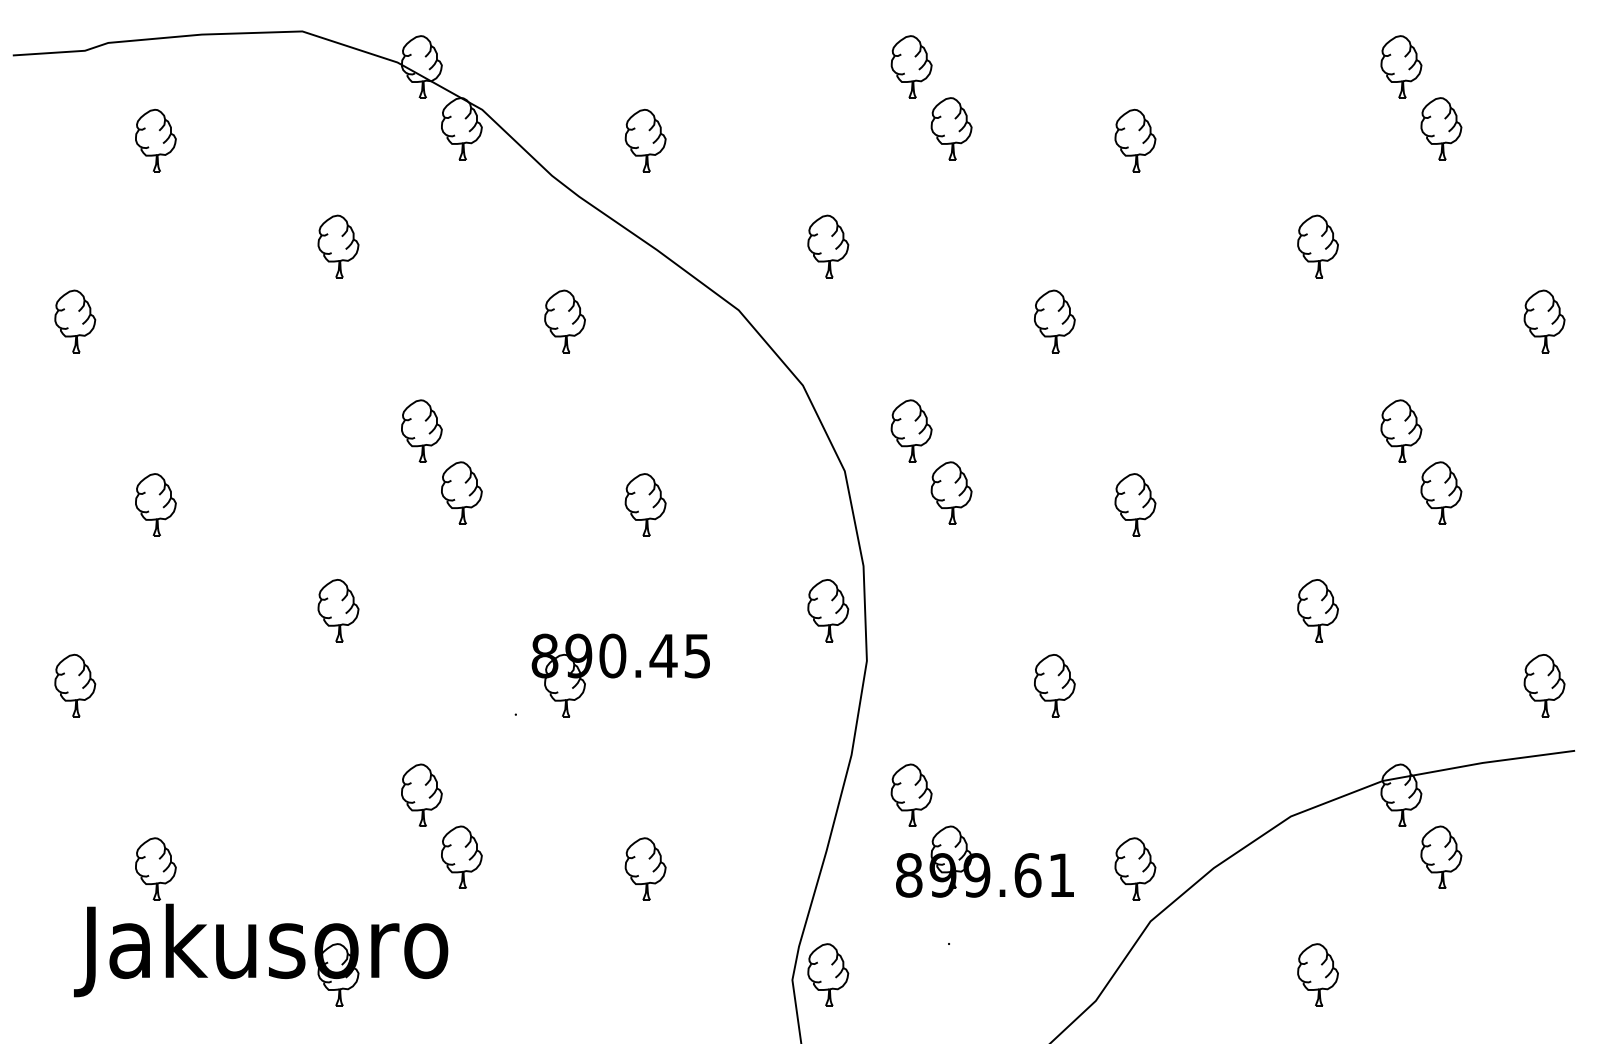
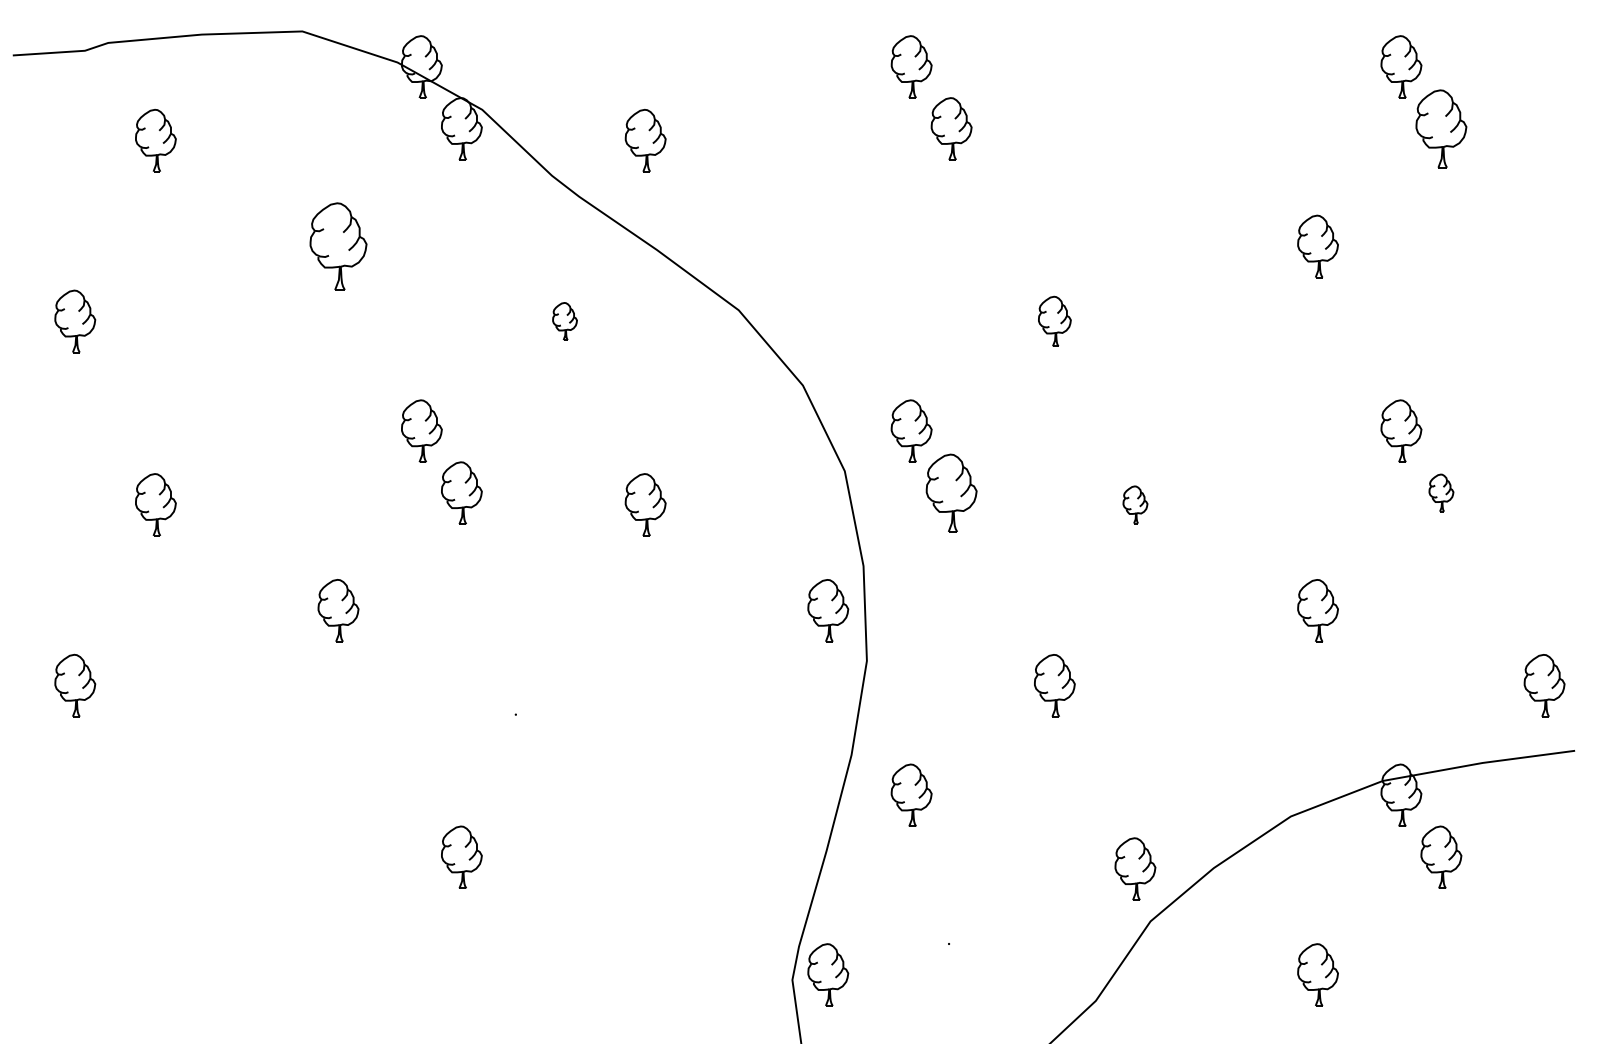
part size: 43x64 px -> 53x80 px (1441, 128)
part: present -> none (1135, 140)
part size: 43x65 px -> 59x89 px (338, 246)
part: present -> none (828, 246)
part size: 42x65 px -> 26x39 px (564, 321)
part size: 42x65 px -> 34x52 px (1054, 320)
part: present -> none (1544, 321)
part size: 43x64 px -> 53x80 px (951, 492)
part size: 43x64 px -> 27x40 px (1441, 492)
part size: 43x64 px -> 27x40 px (1135, 504)
part: present -> none (620, 675)
part: present -> none (421, 794)
part: present -> none (984, 861)
part: present -> none (645, 868)
part: present -> none (261, 921)
